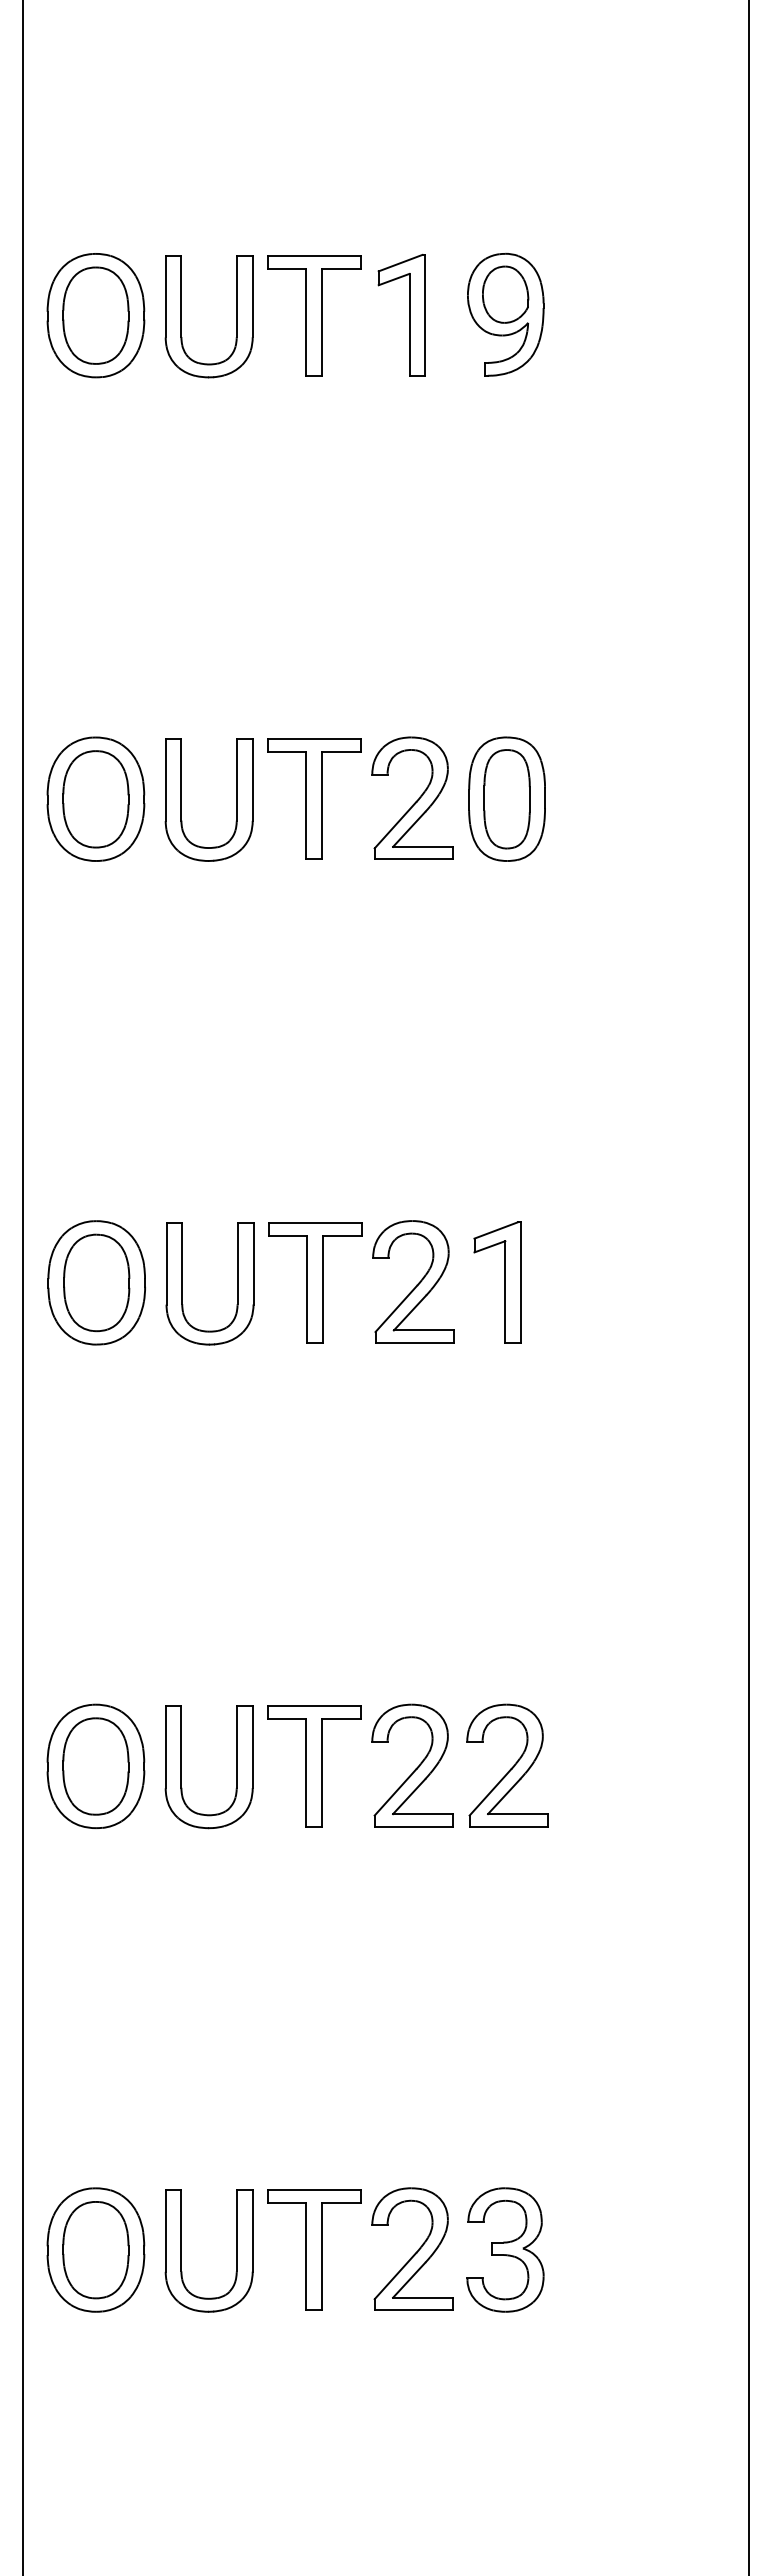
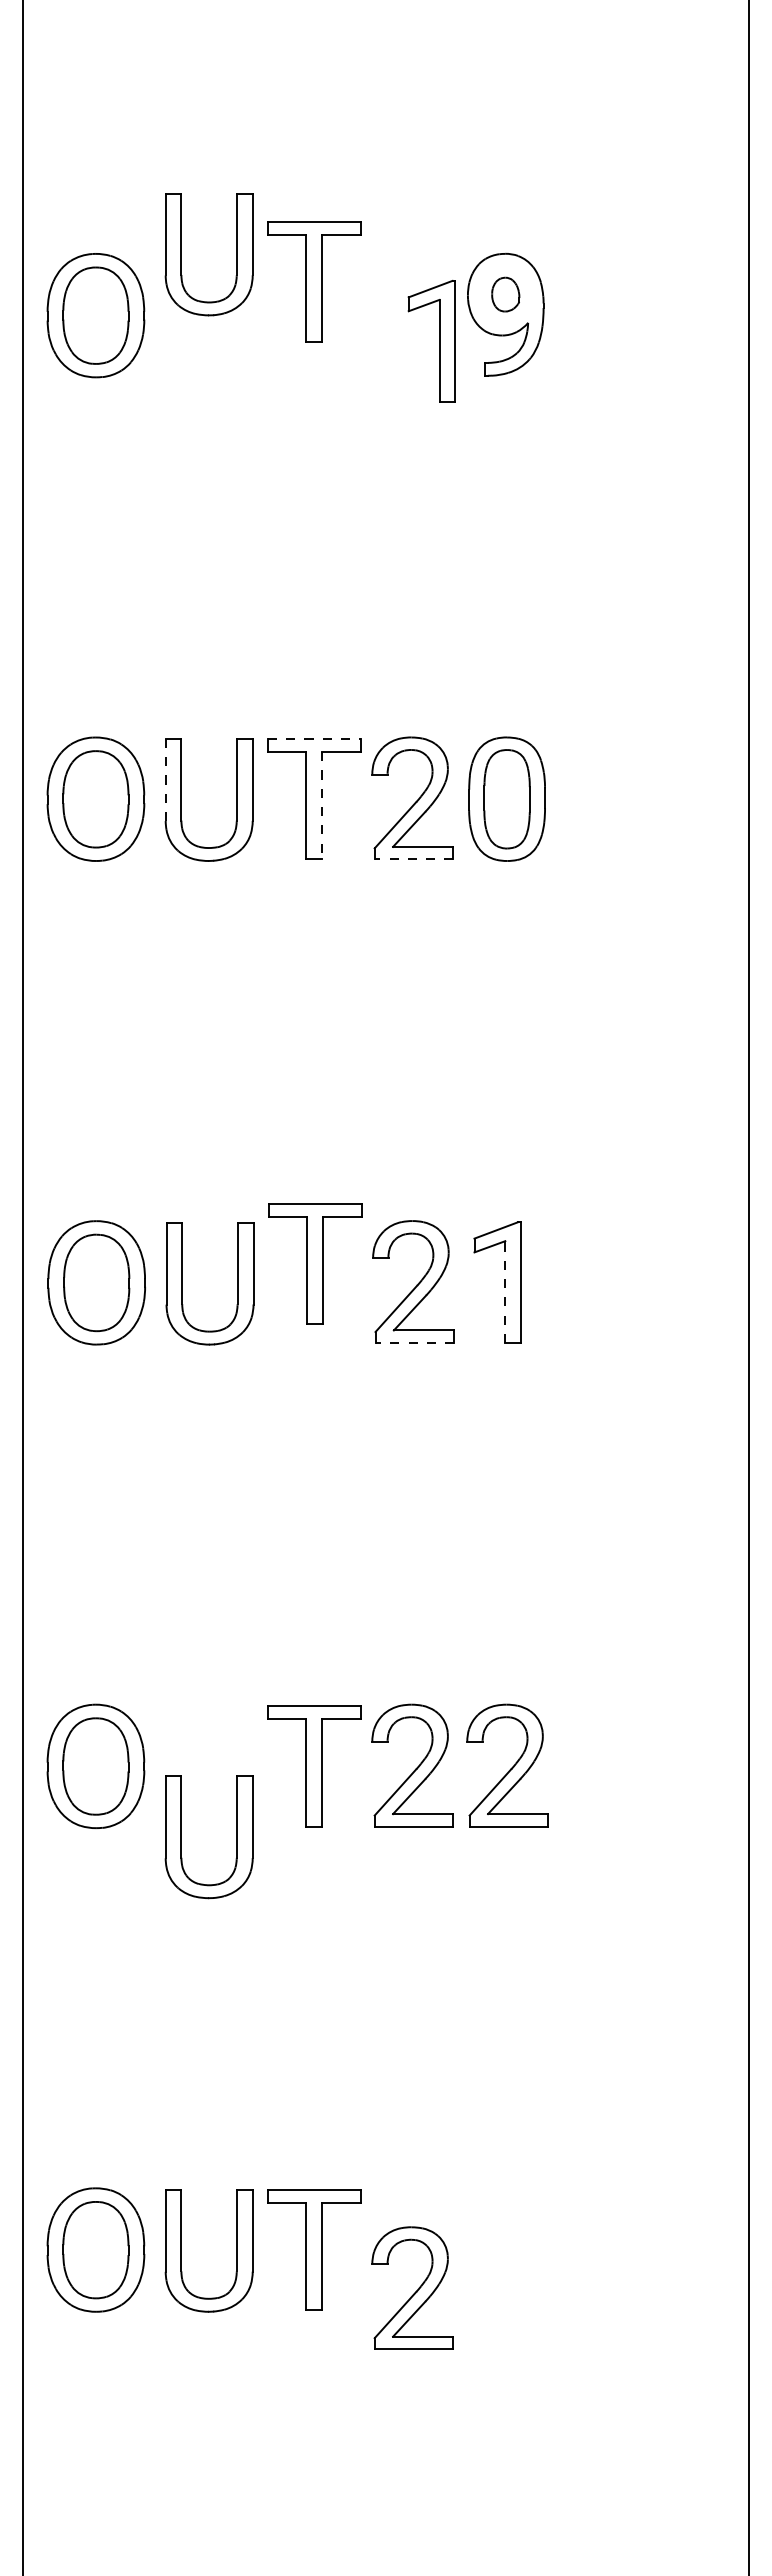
part size: 48x59 px -> 30x37 px (505, 294)
part position: (409, 314) -> (439, 340) (439, 340)
part position: (314, 315) -> (314, 281) (314, 281)
part position: (181, 316) -> (181, 254) (181, 254)
line: solid -> dashed (314, 739)
line: solid -> dashed (165, 780)
line: solid -> dashed (322, 805)
line: solid -> dashed (413, 859)
part position: (315, 1282) -> (315, 1263) (315, 1263)
line: solid -> dashed (505, 1292)
line: solid -> dashed (414, 1342)
part position: (181, 1767) -> (181, 1837) (181, 1837)
part position: (412, 2248) -> (412, 2287) (412, 2287)
part: present -> none (505, 2249)
